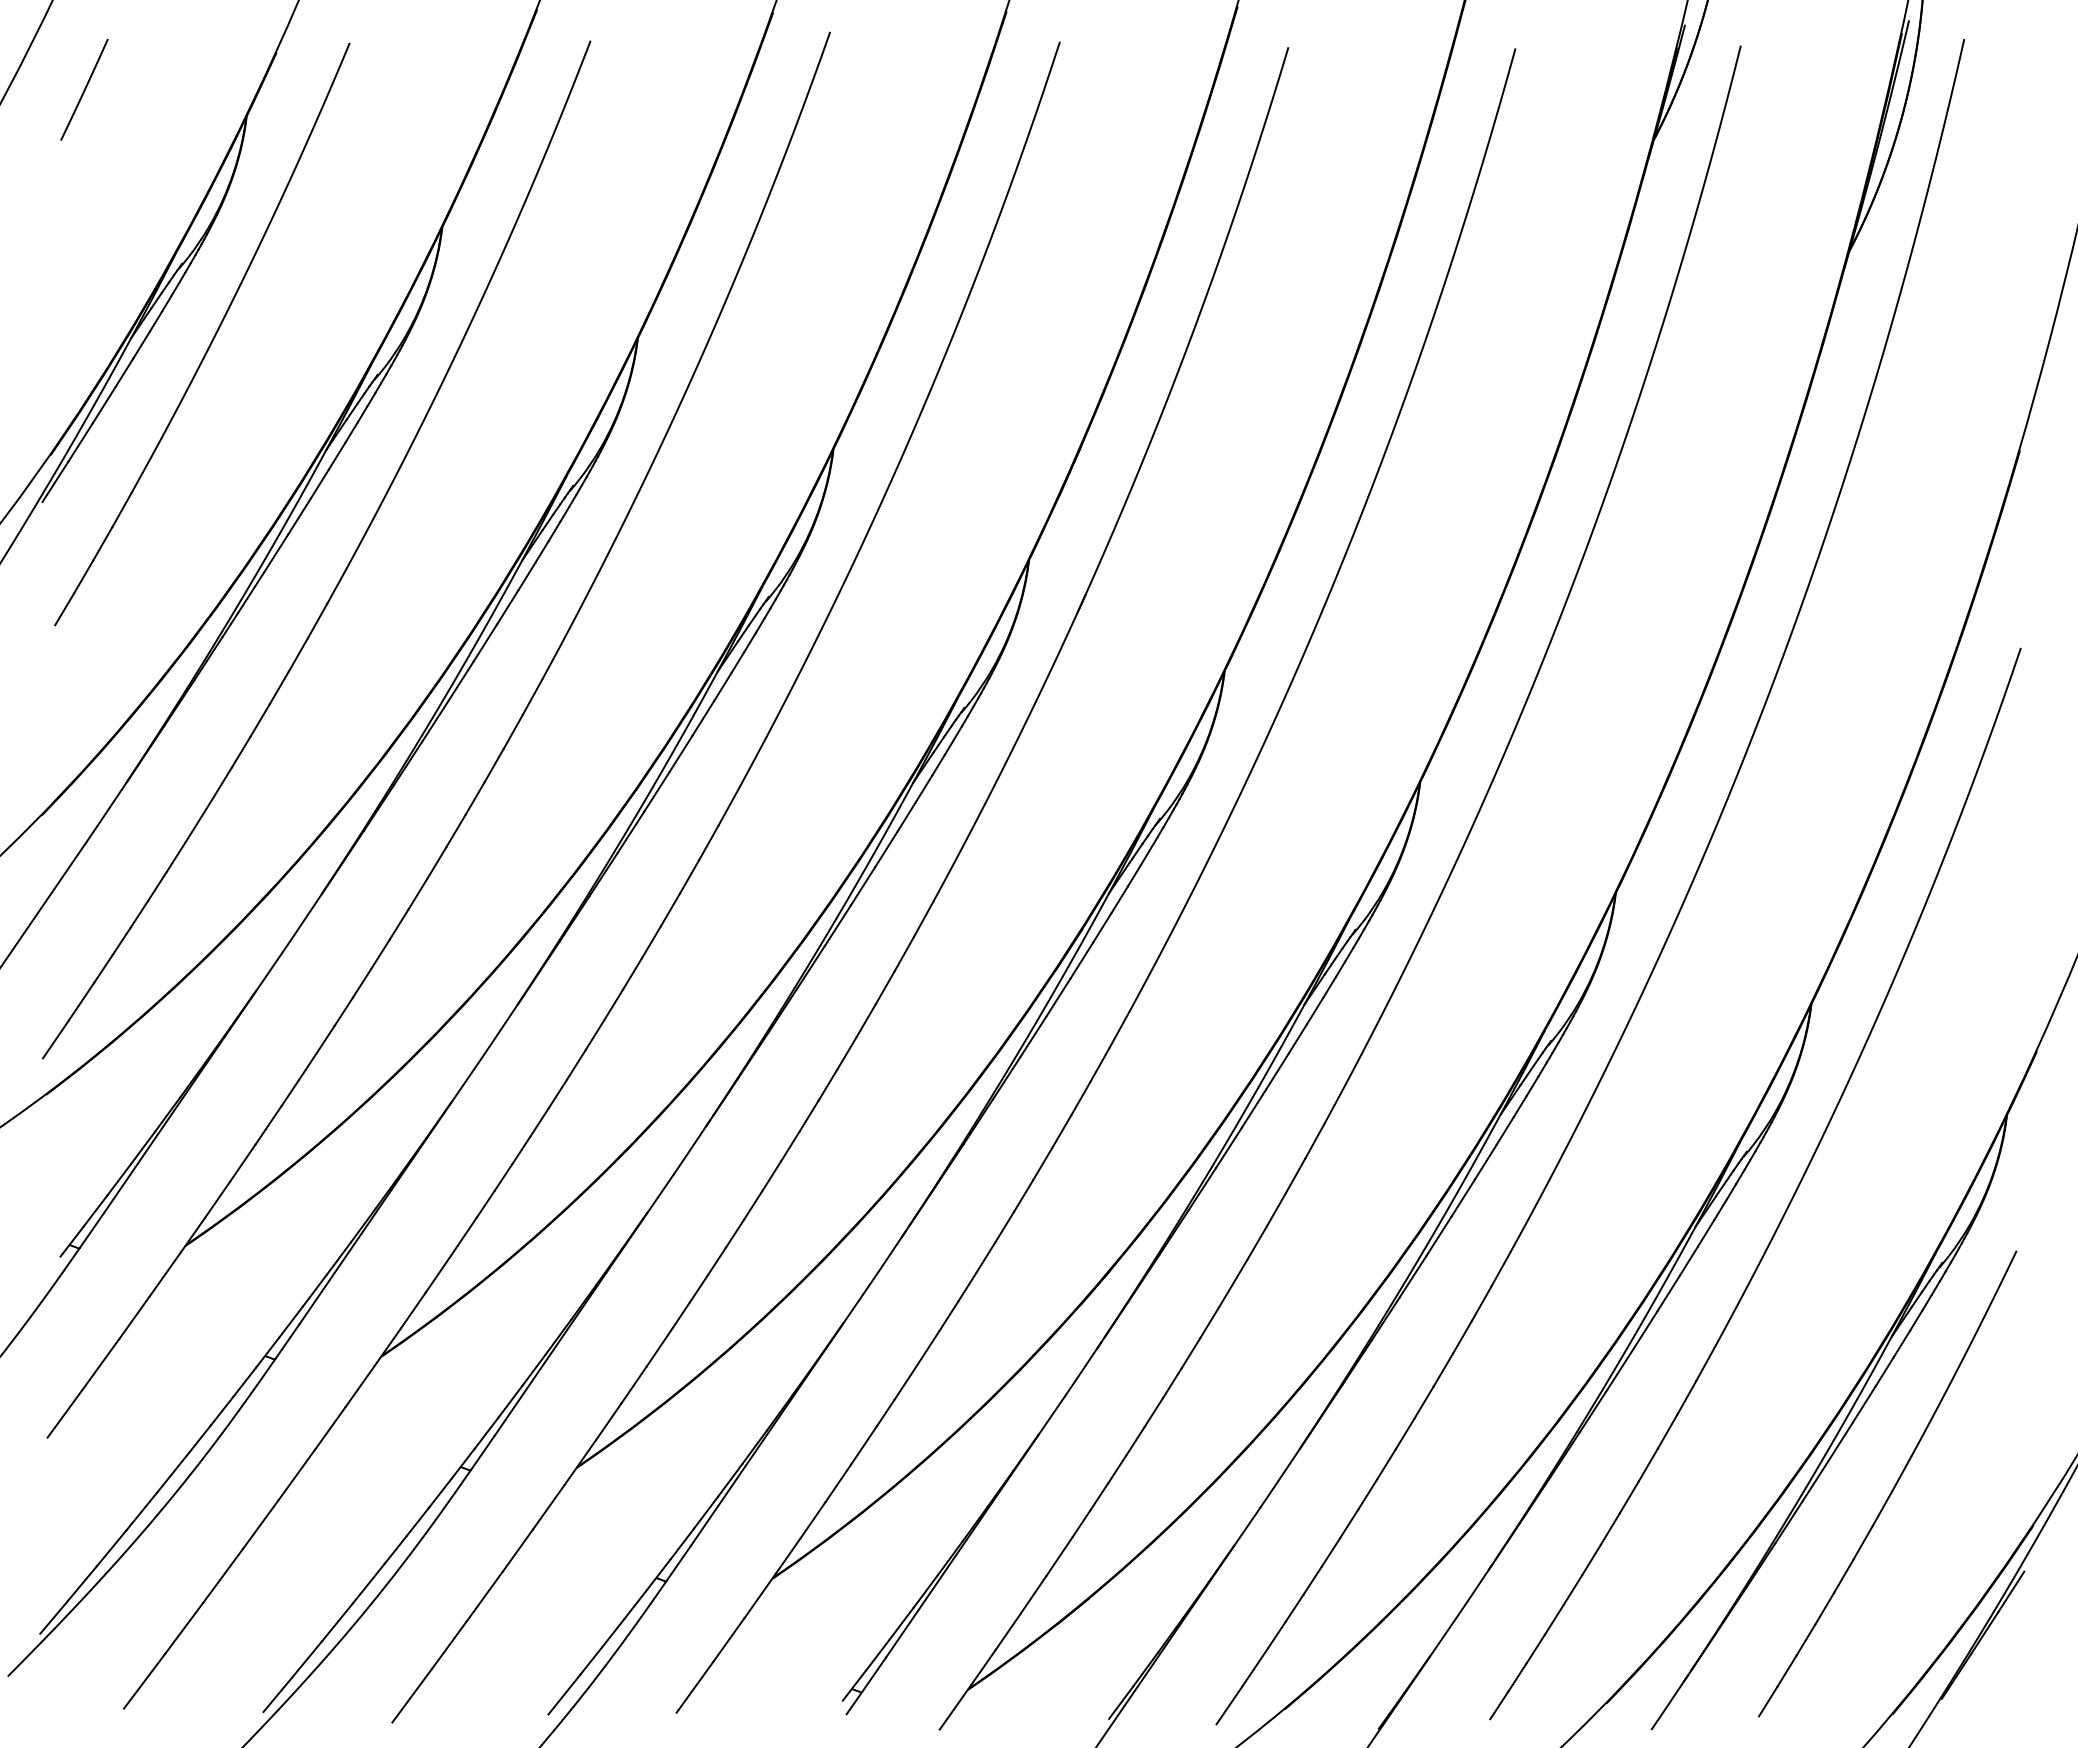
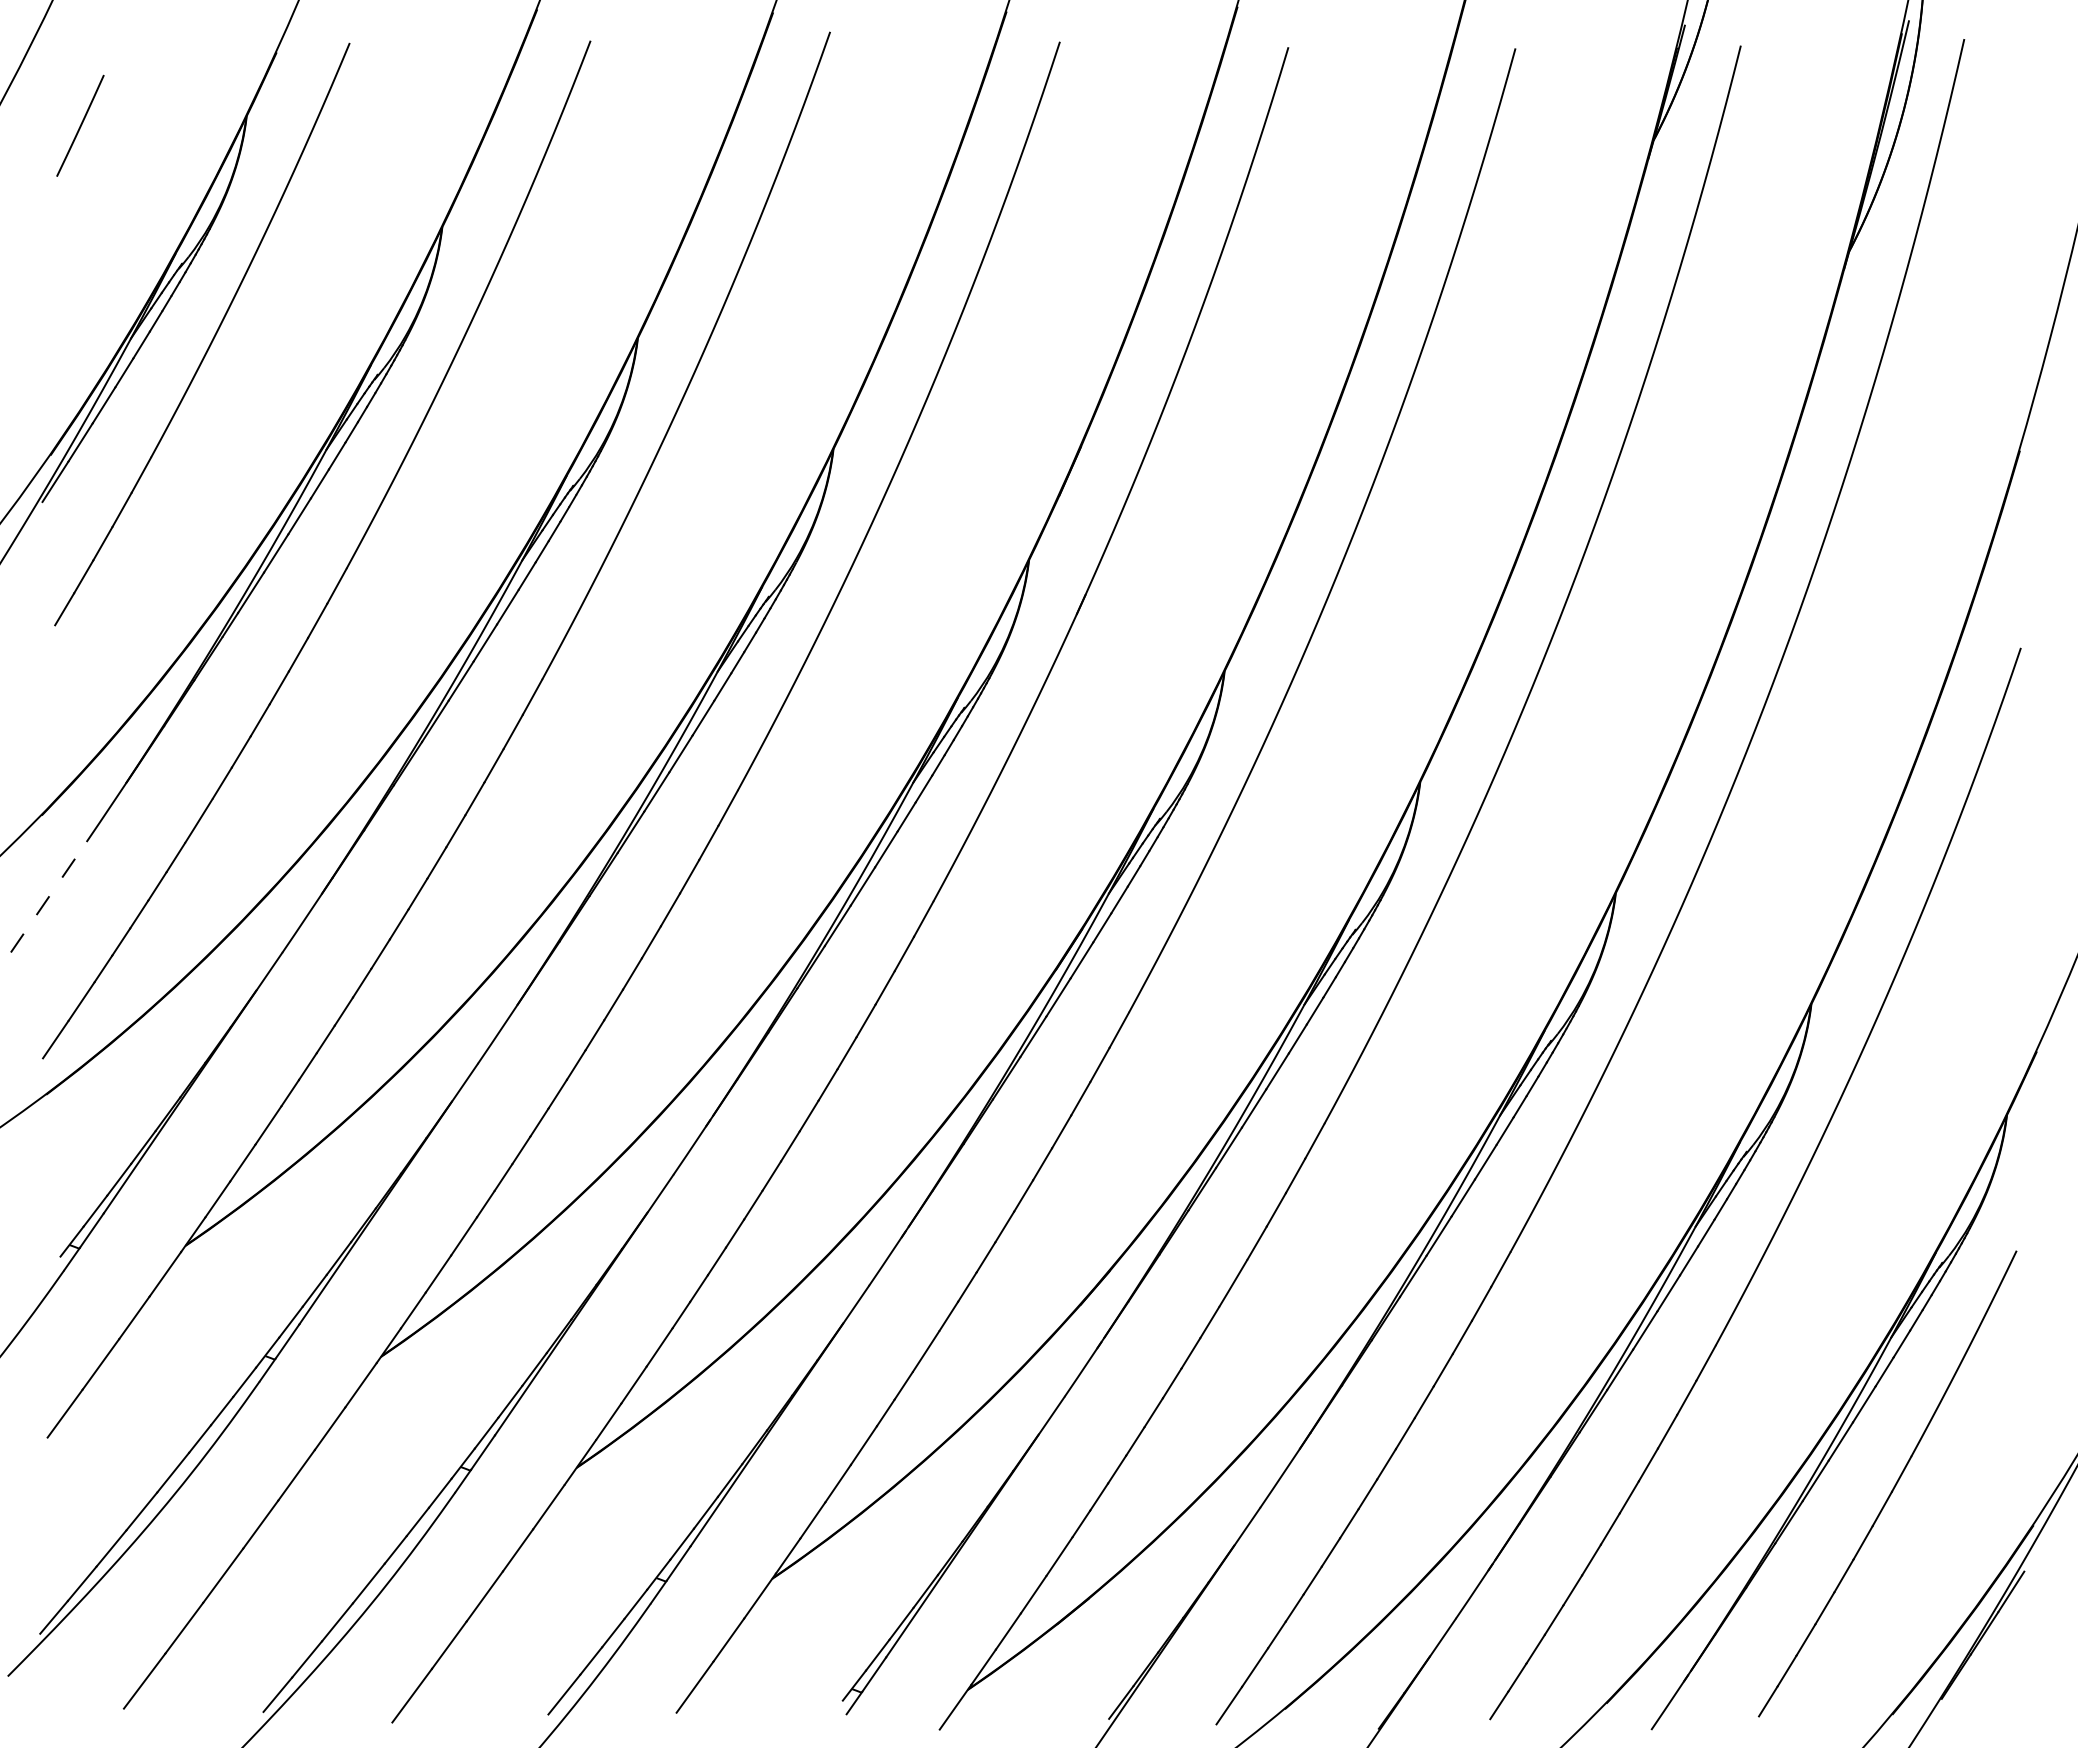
line position: (84, 89) -> (80, 125) (80, 125)
line: solid -> dashed (43, 904)
